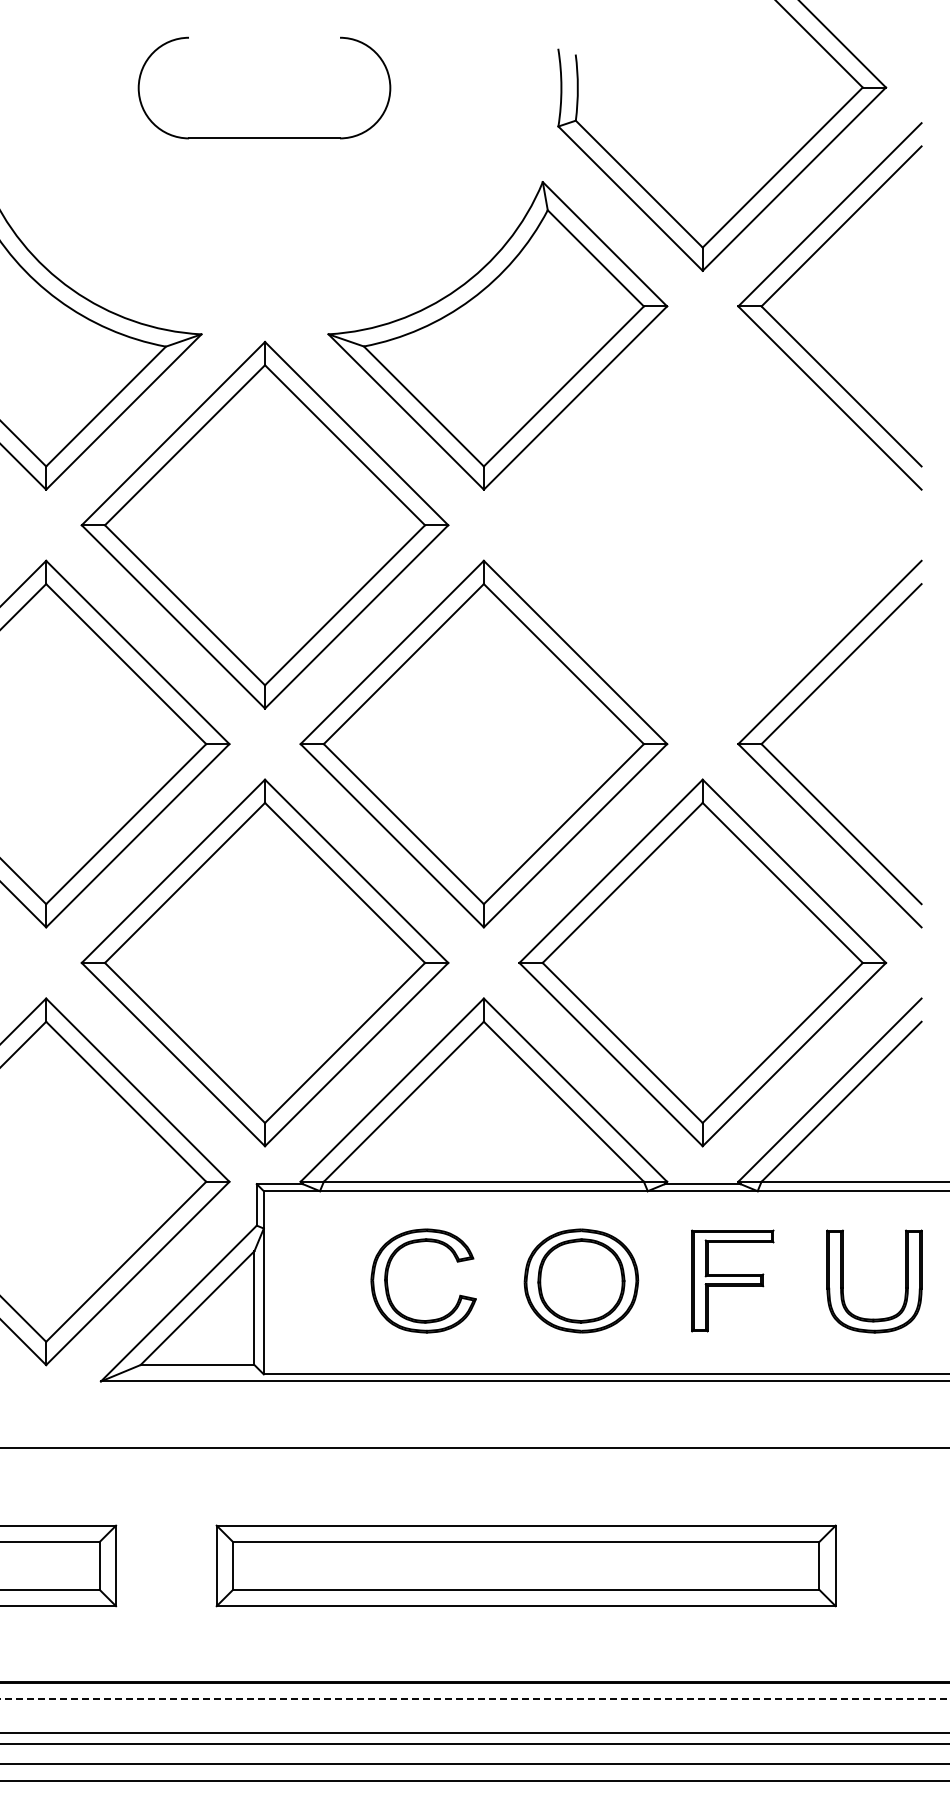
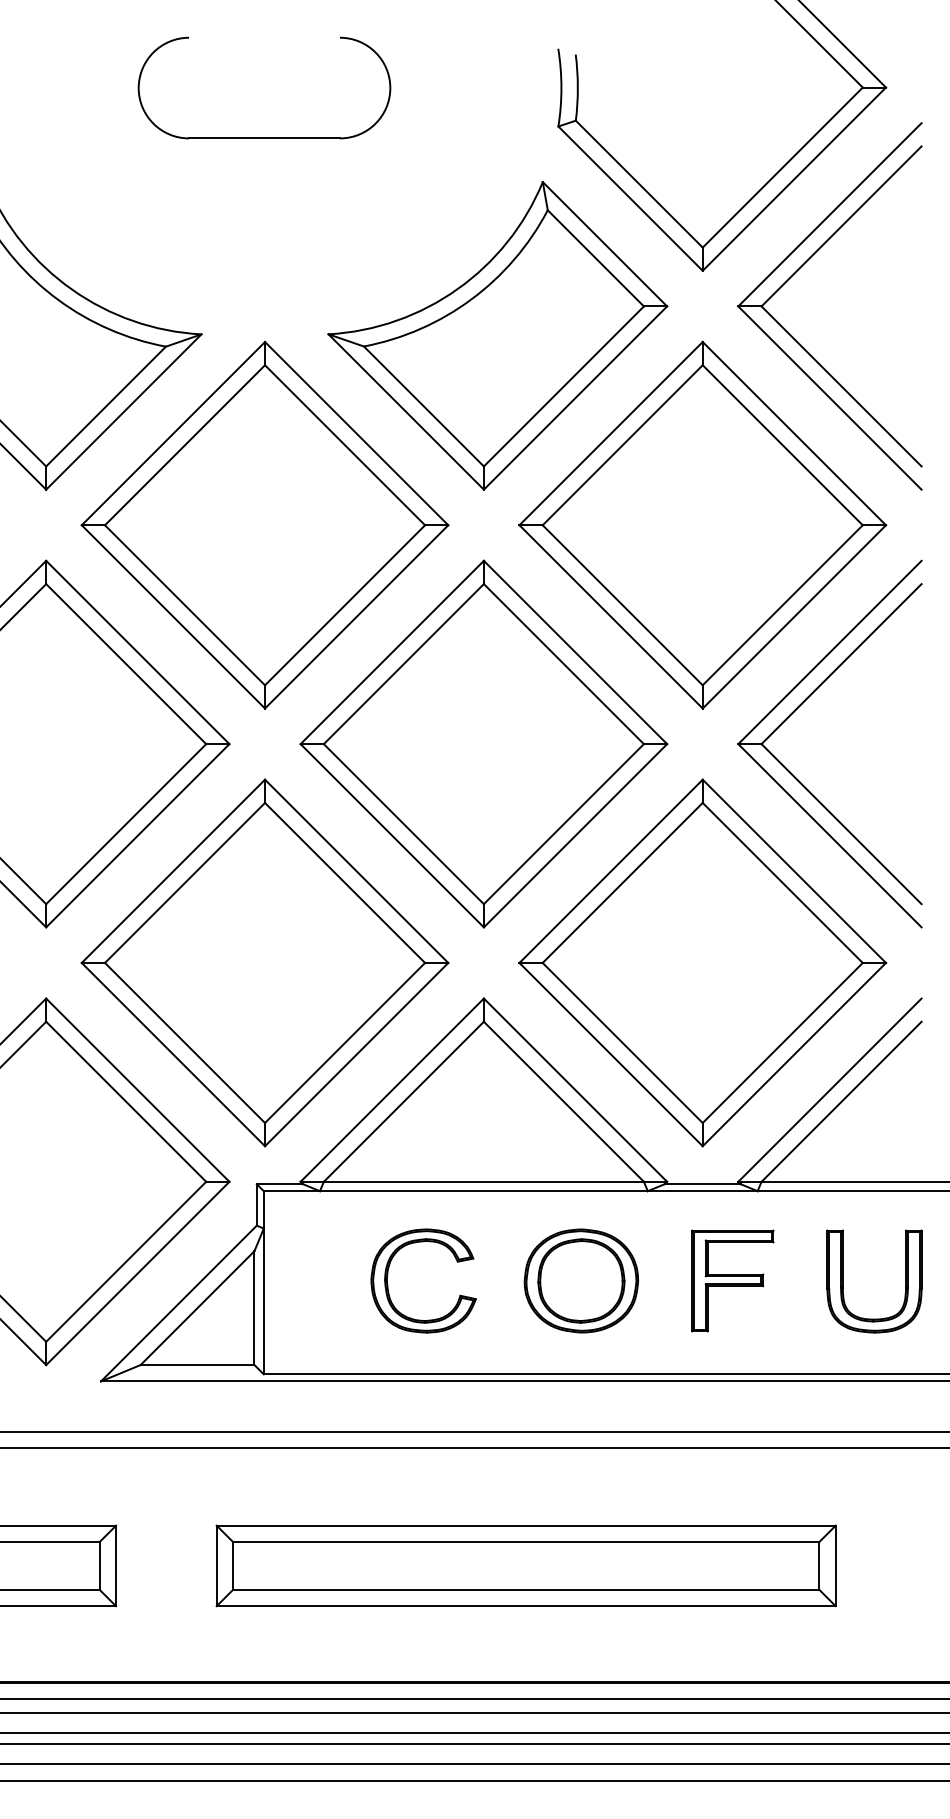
part: none -> present (702, 524)
line: none -> present (474, 1431)
line: dashed -> solid (474, 1699)
line: none -> present (474, 1713)
